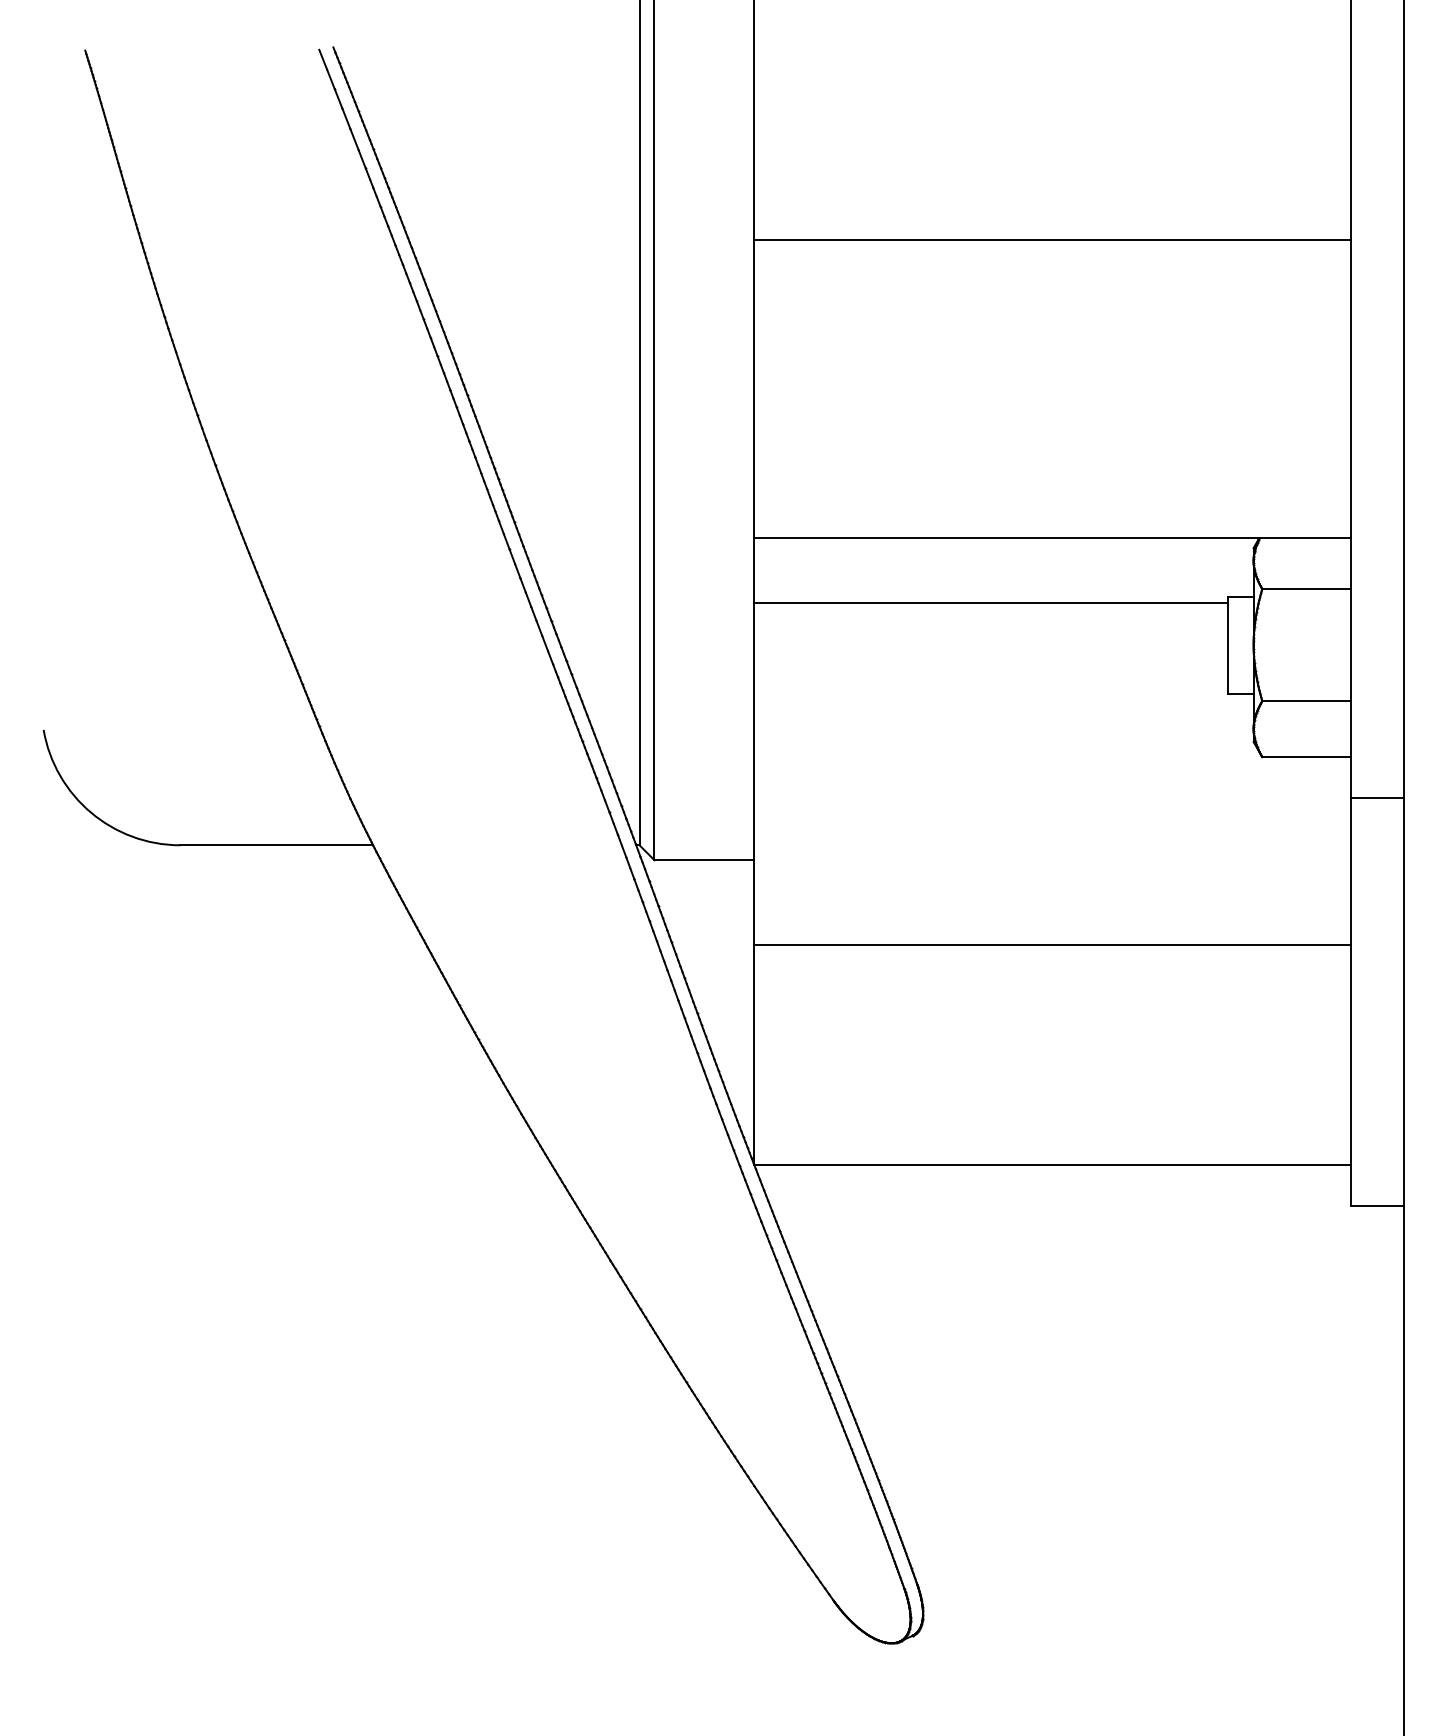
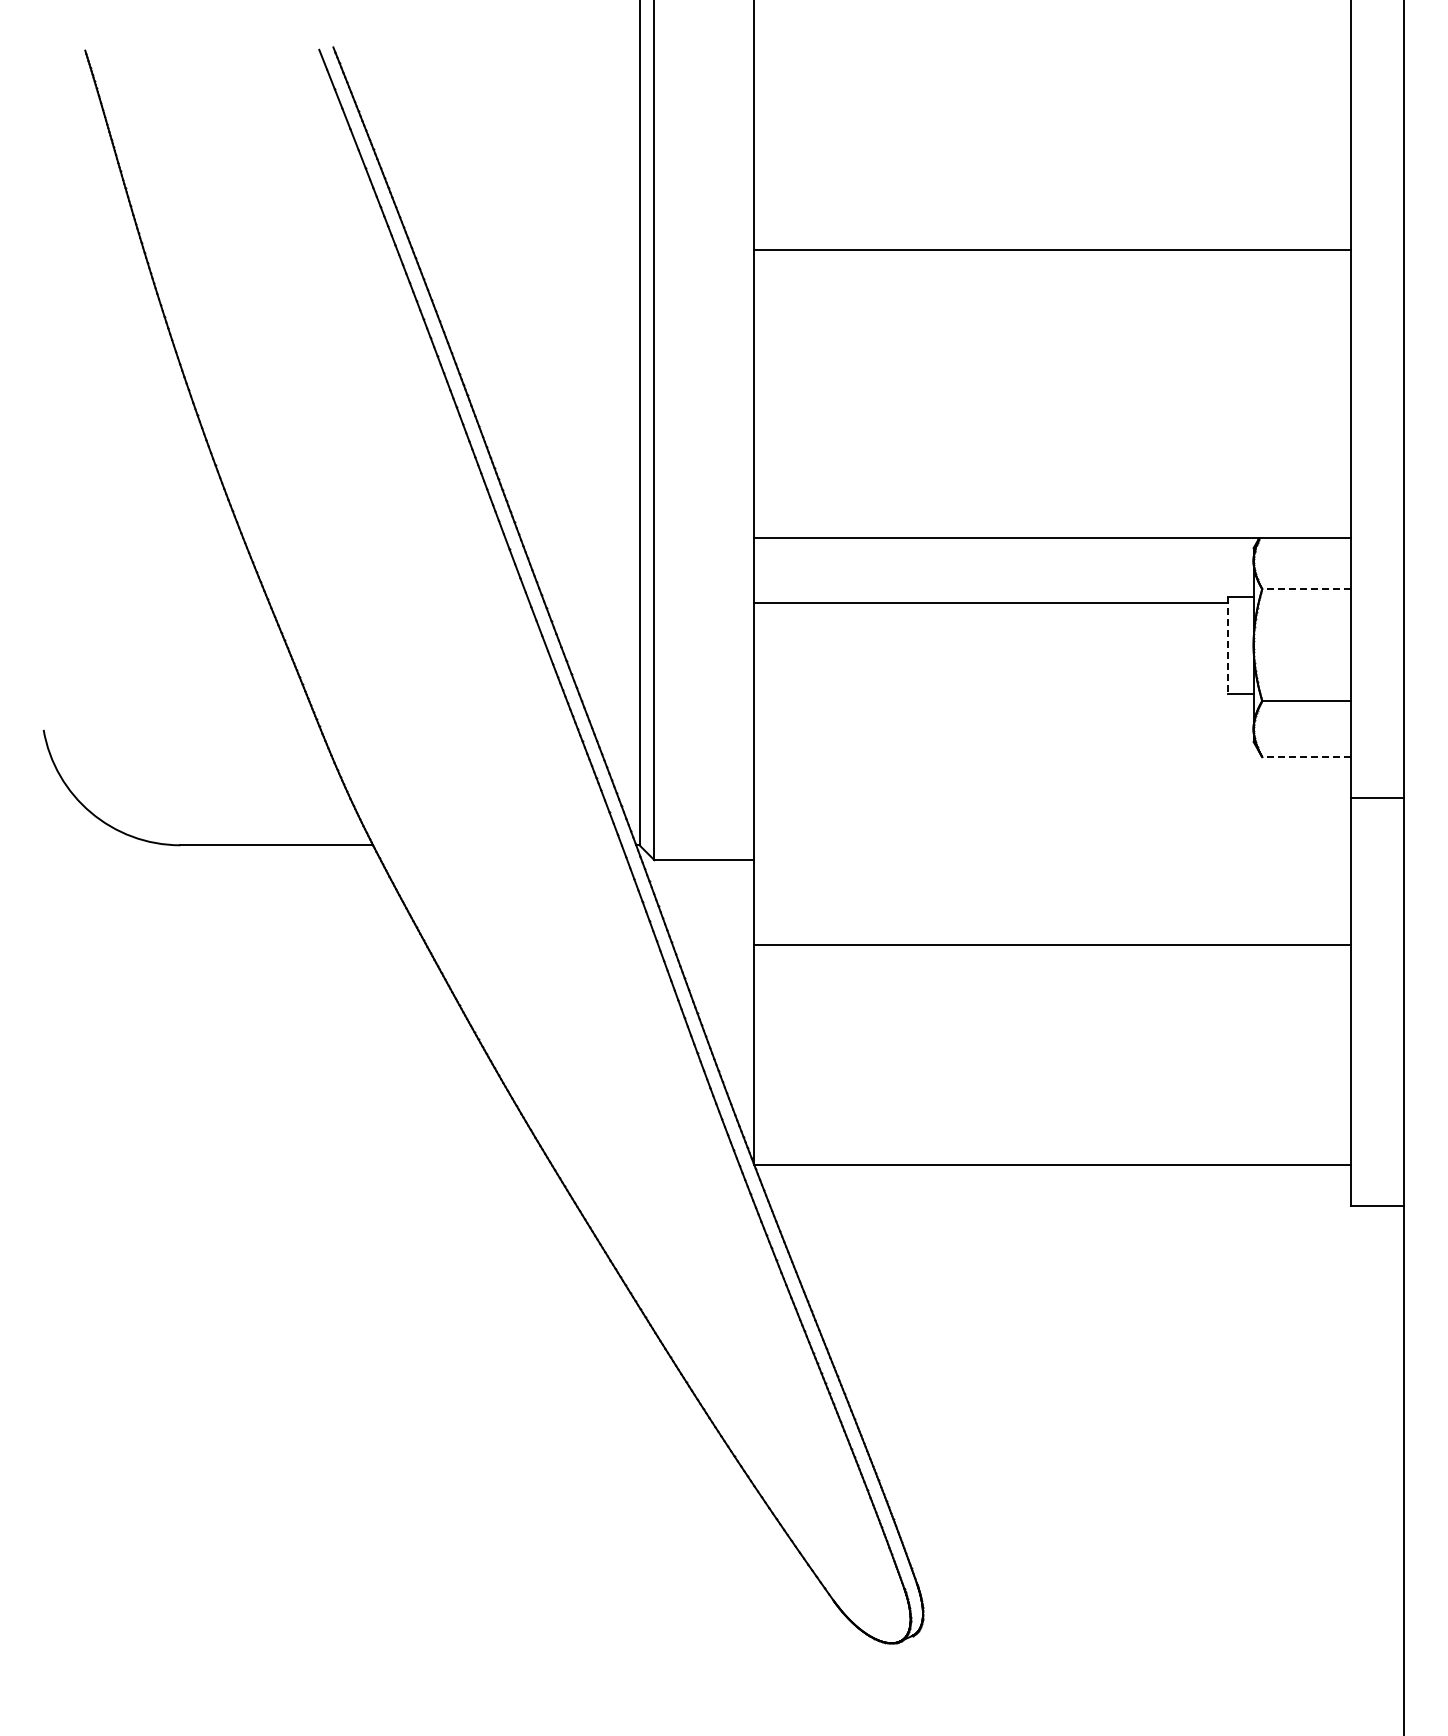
line position: (1051, 240) -> (1051, 250) (1051, 250)
line: solid -> dashed (1305, 589)
line: solid -> dashed (1228, 645)
line: solid -> dashed (1305, 757)
